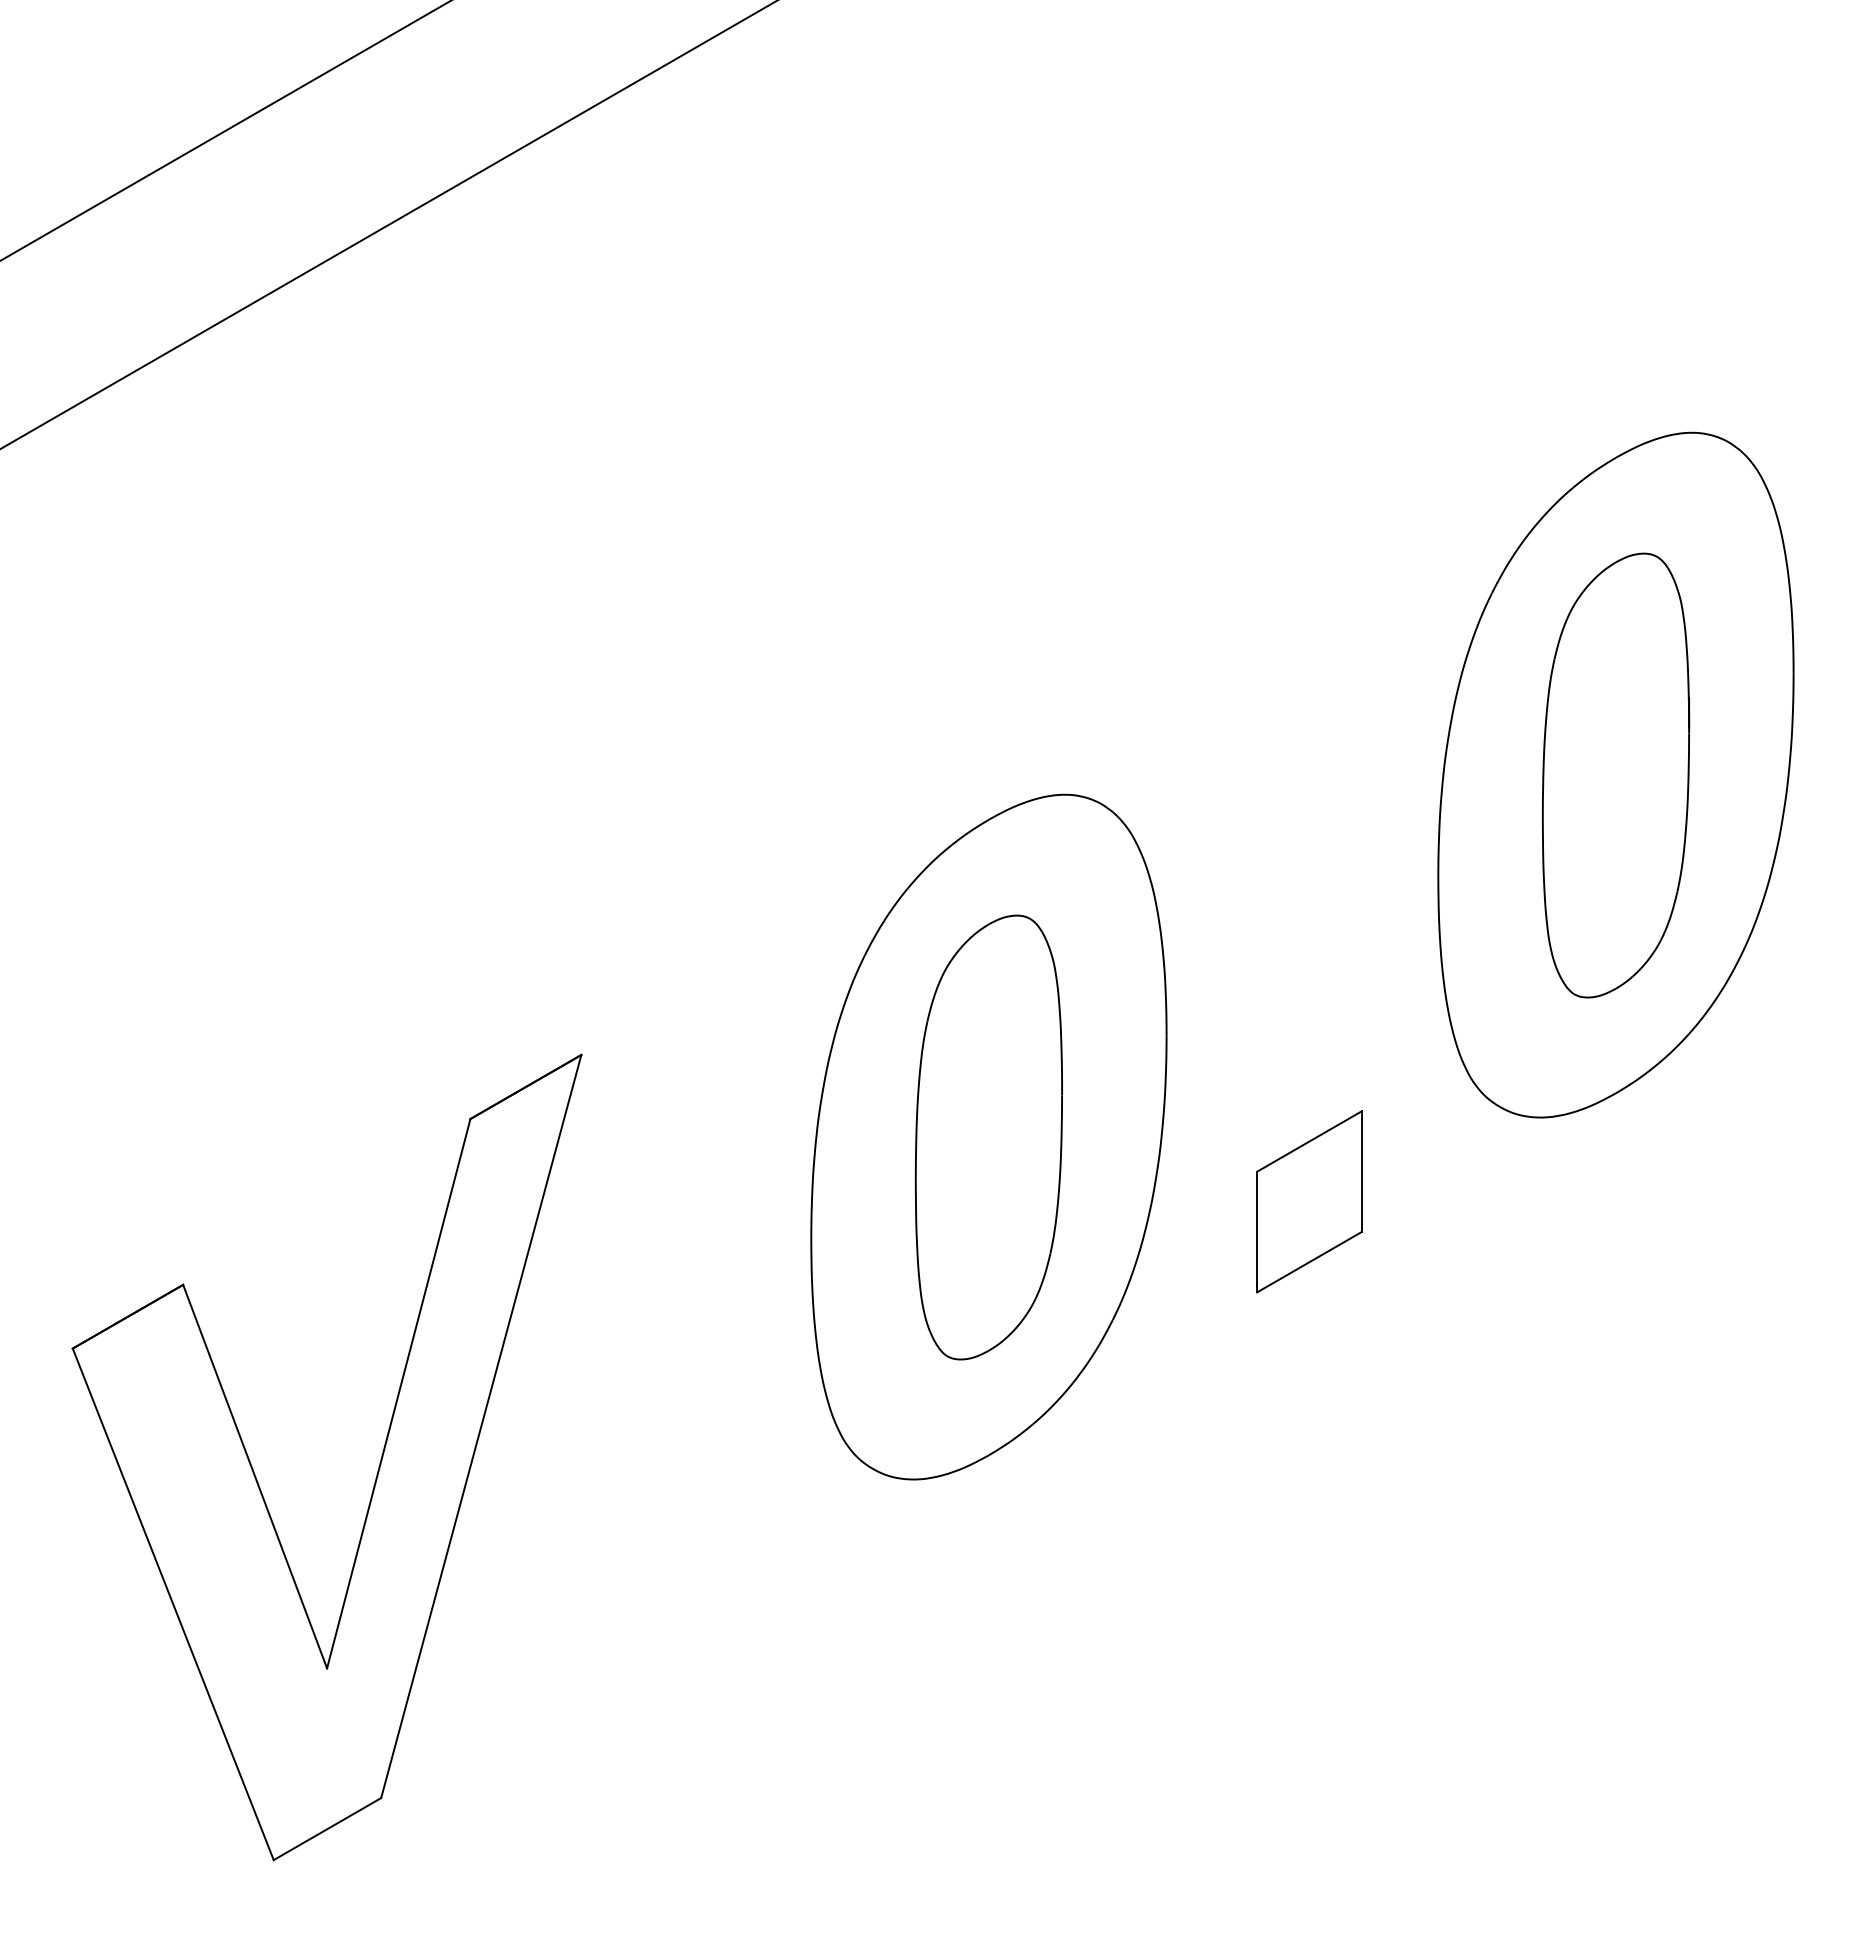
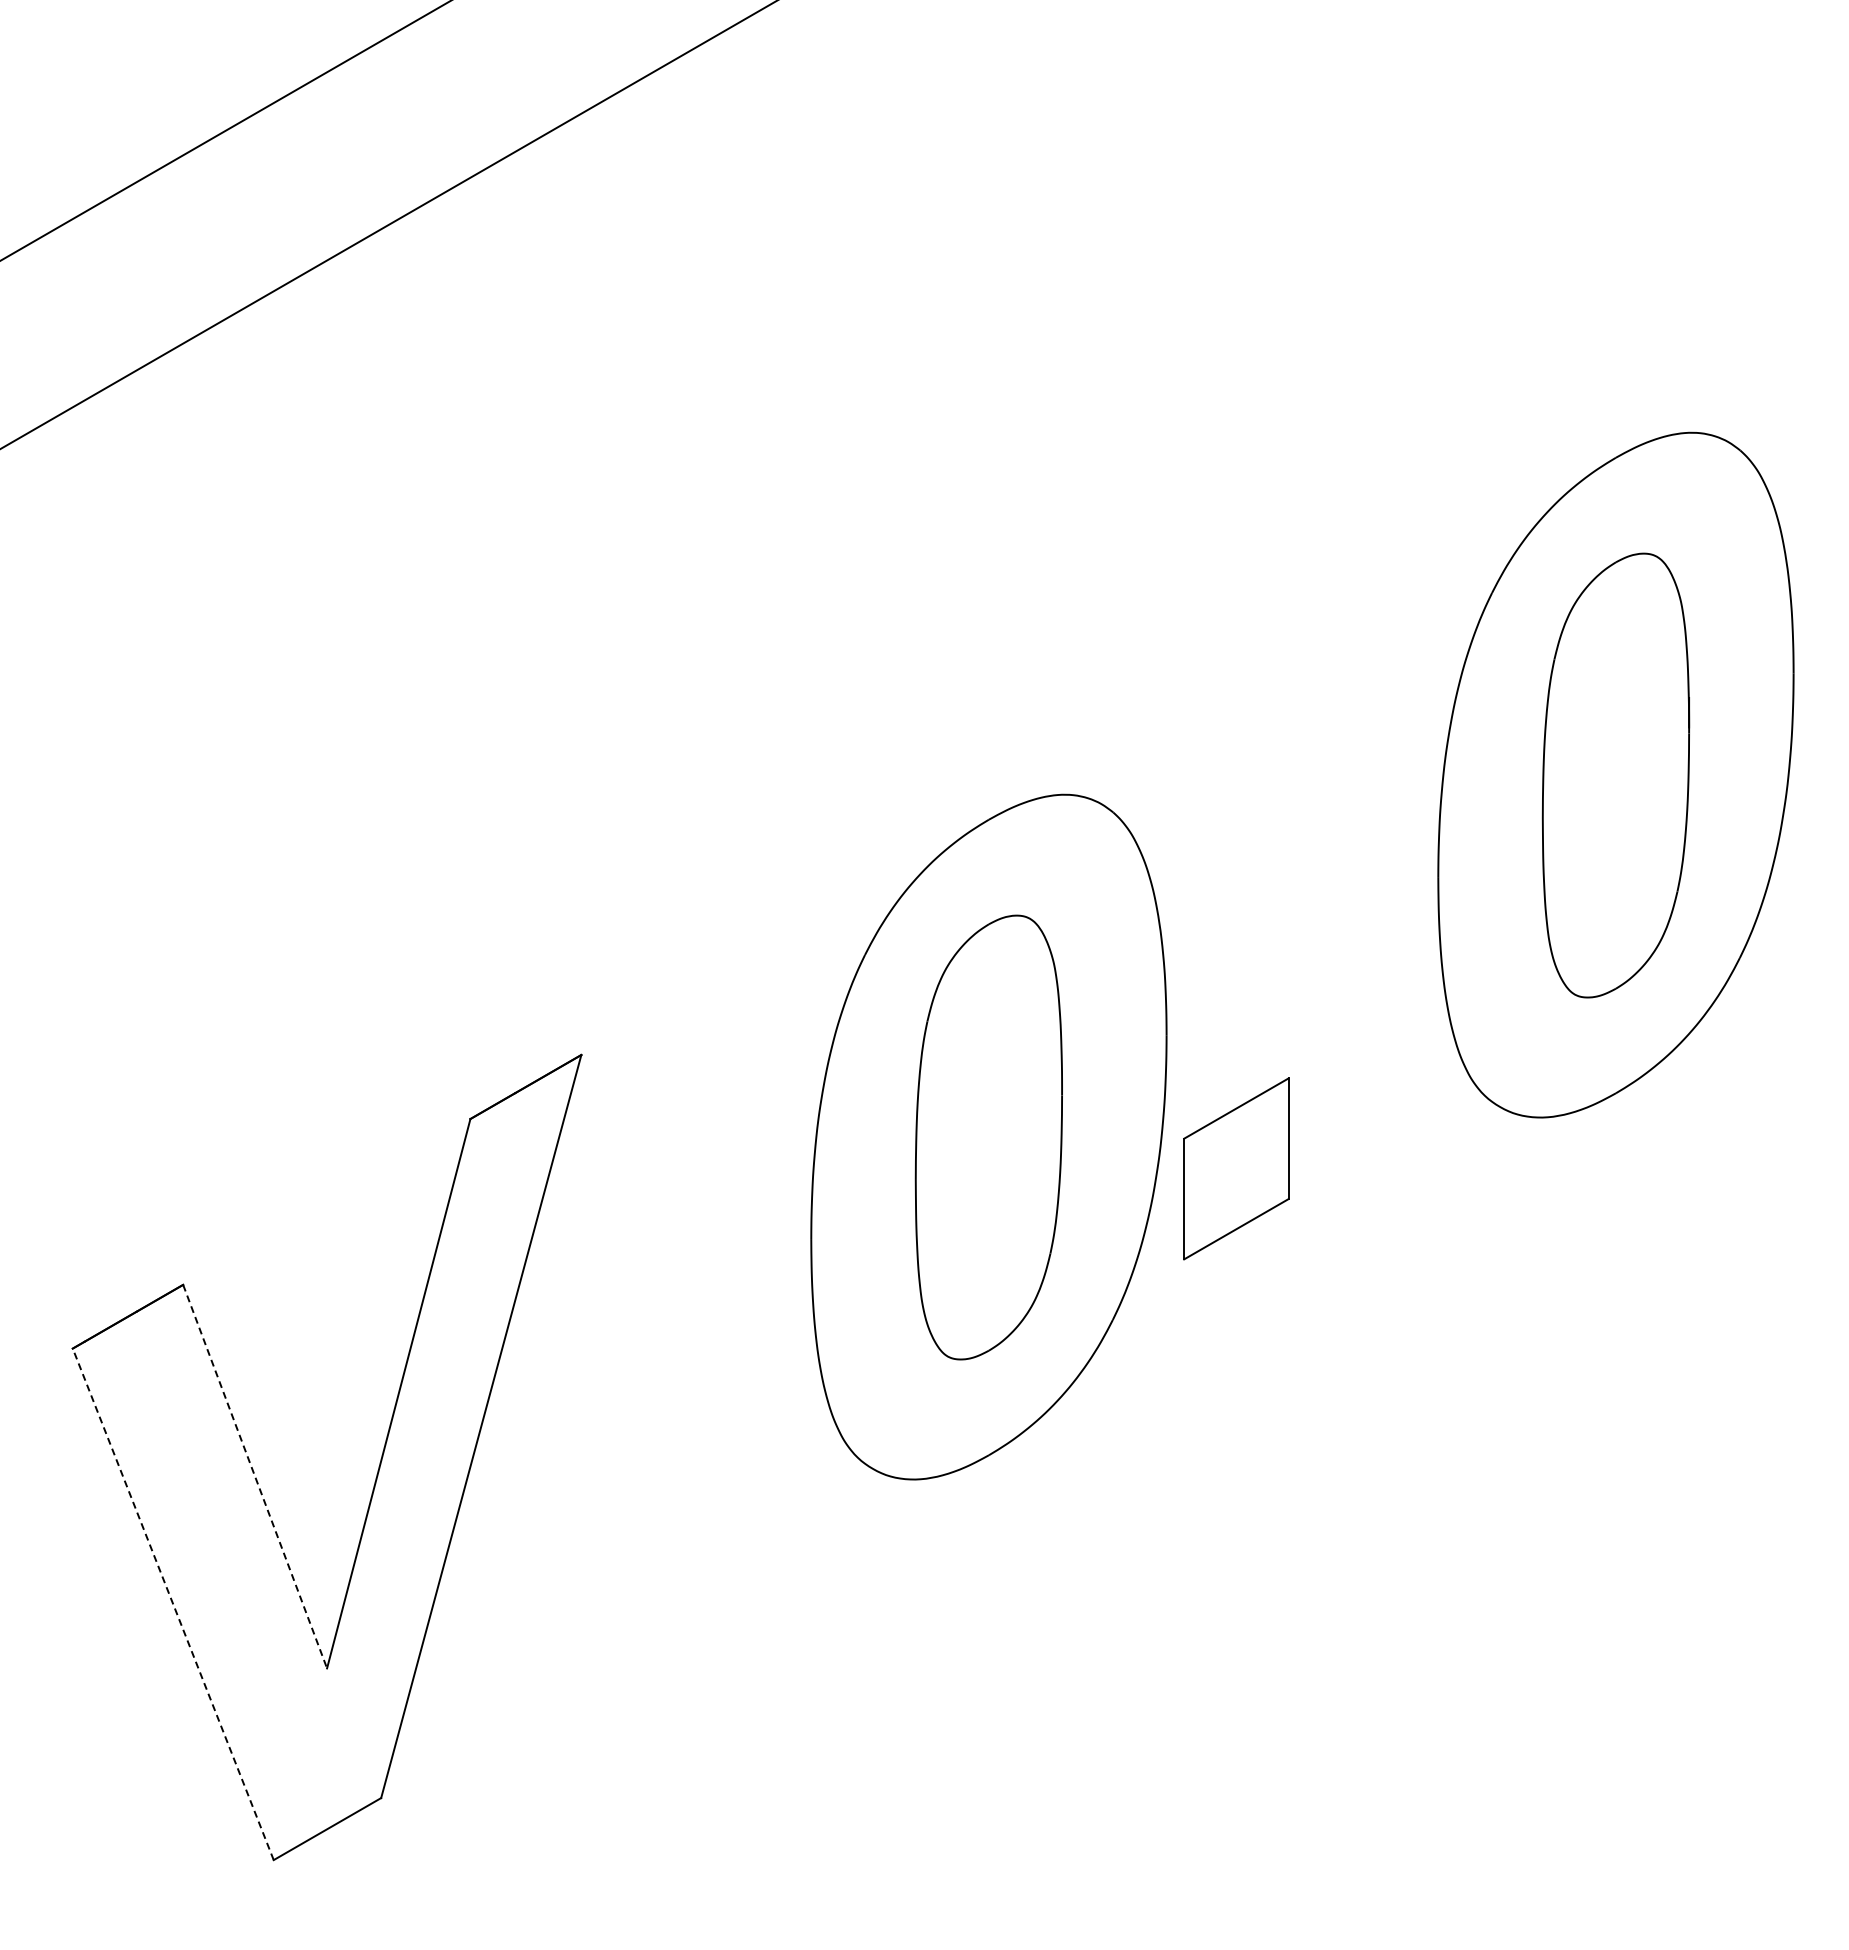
part position: (1309, 1201) -> (1236, 1168) (1236, 1168)
line: solid -> dashed (255, 1476)
line: solid -> dashed (173, 1604)
